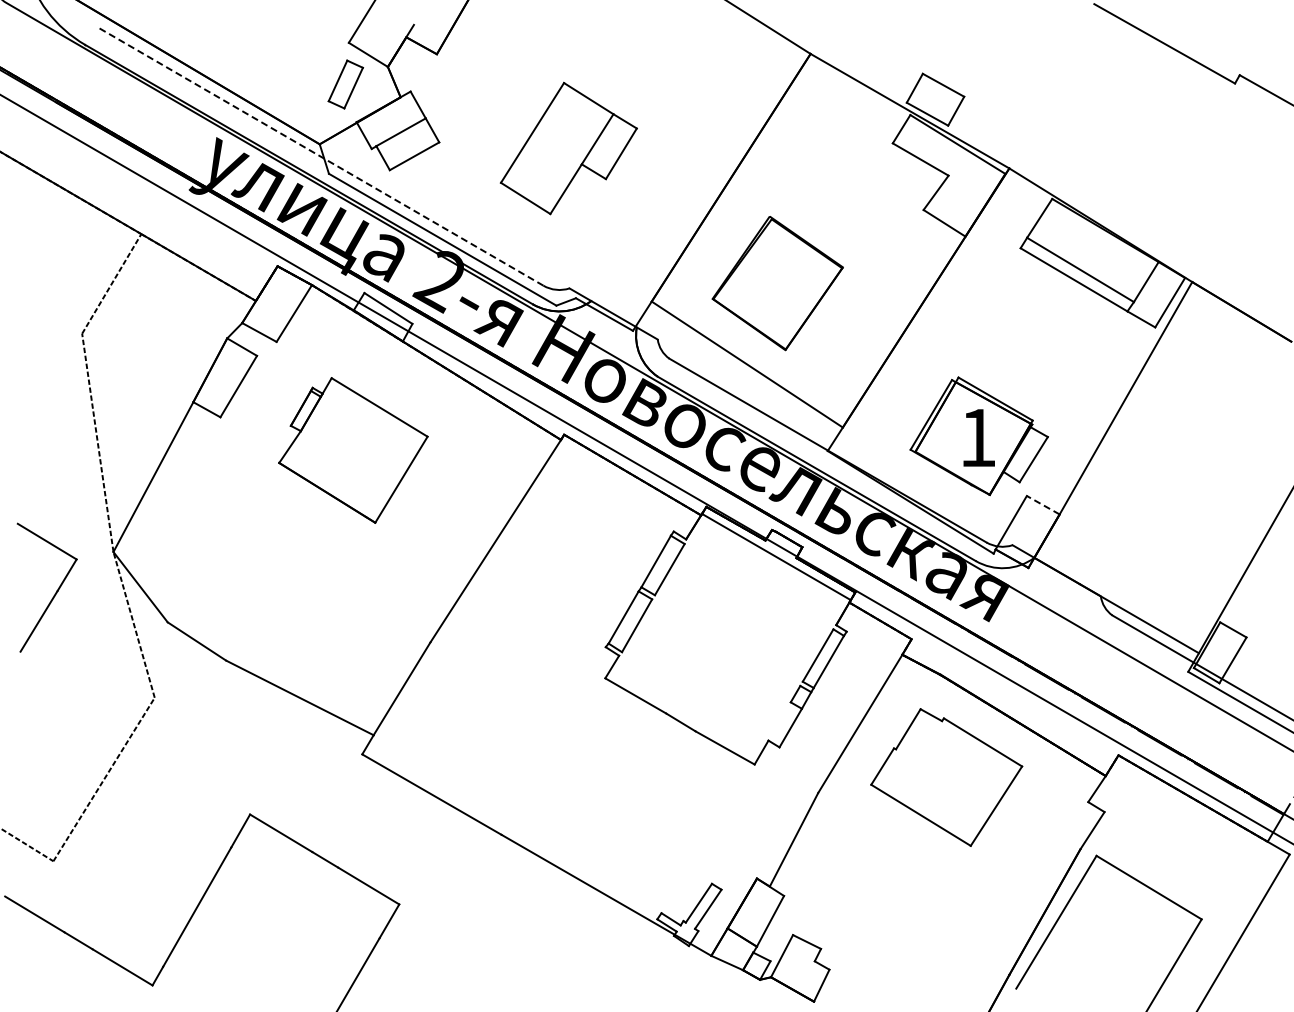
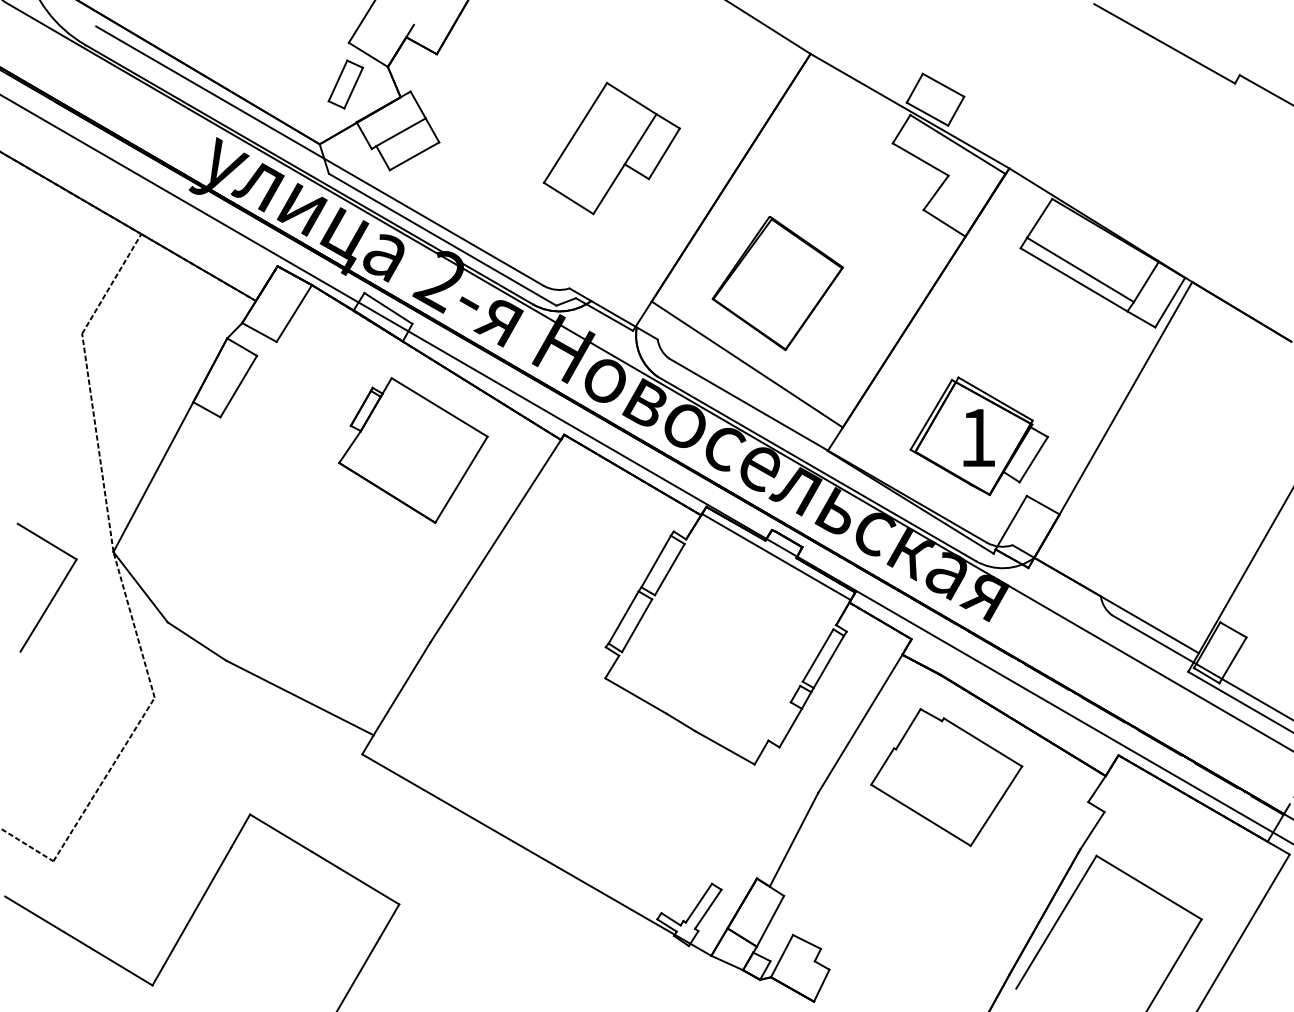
part position: (568, 148) -> (611, 148) (611, 148)
line: dashed -> solid (319, 155)
part position: (353, 450) -> (413, 450) (413, 450)
line: dashed -> solid (1043, 505)
